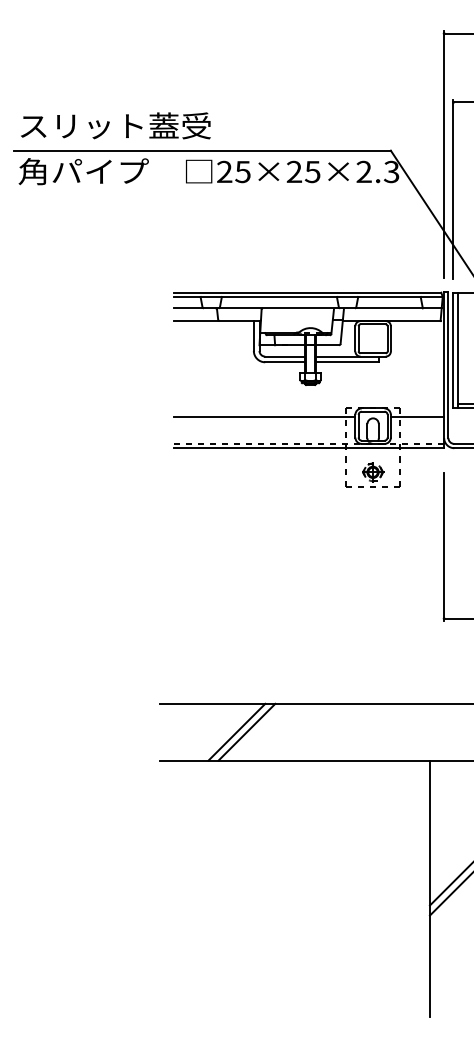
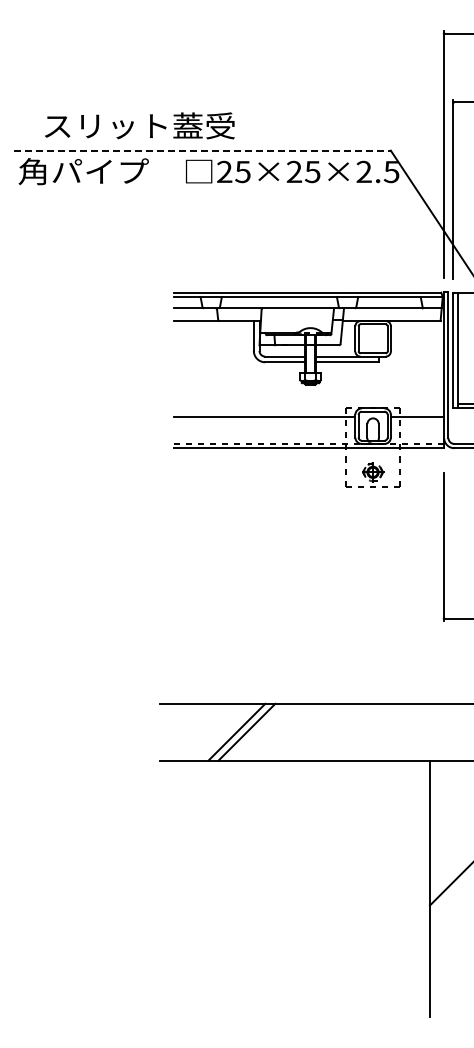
text position: (115, 125) -> (139, 125) (139, 125)
line: solid -> dashed (202, 150)
text: 25×25×2.3 -> 25×25×2.5 (391, 171)
line: present -> none (449, 895)
